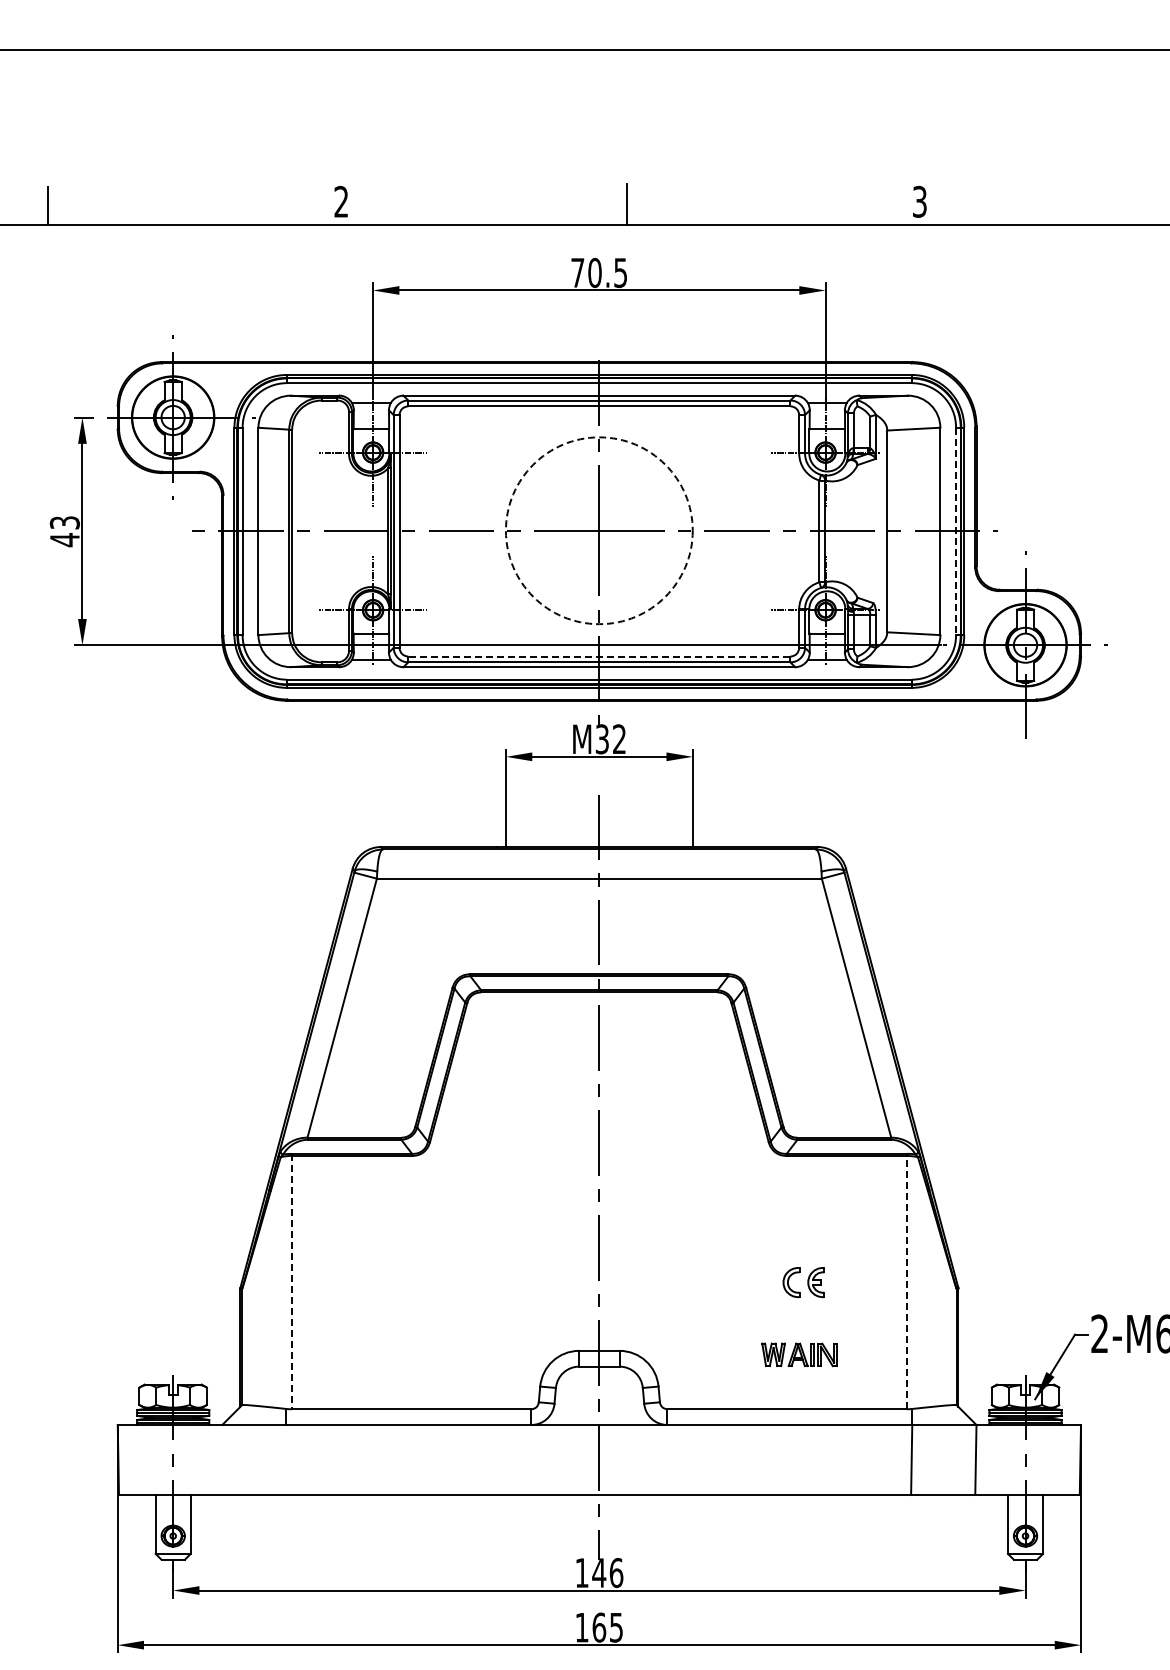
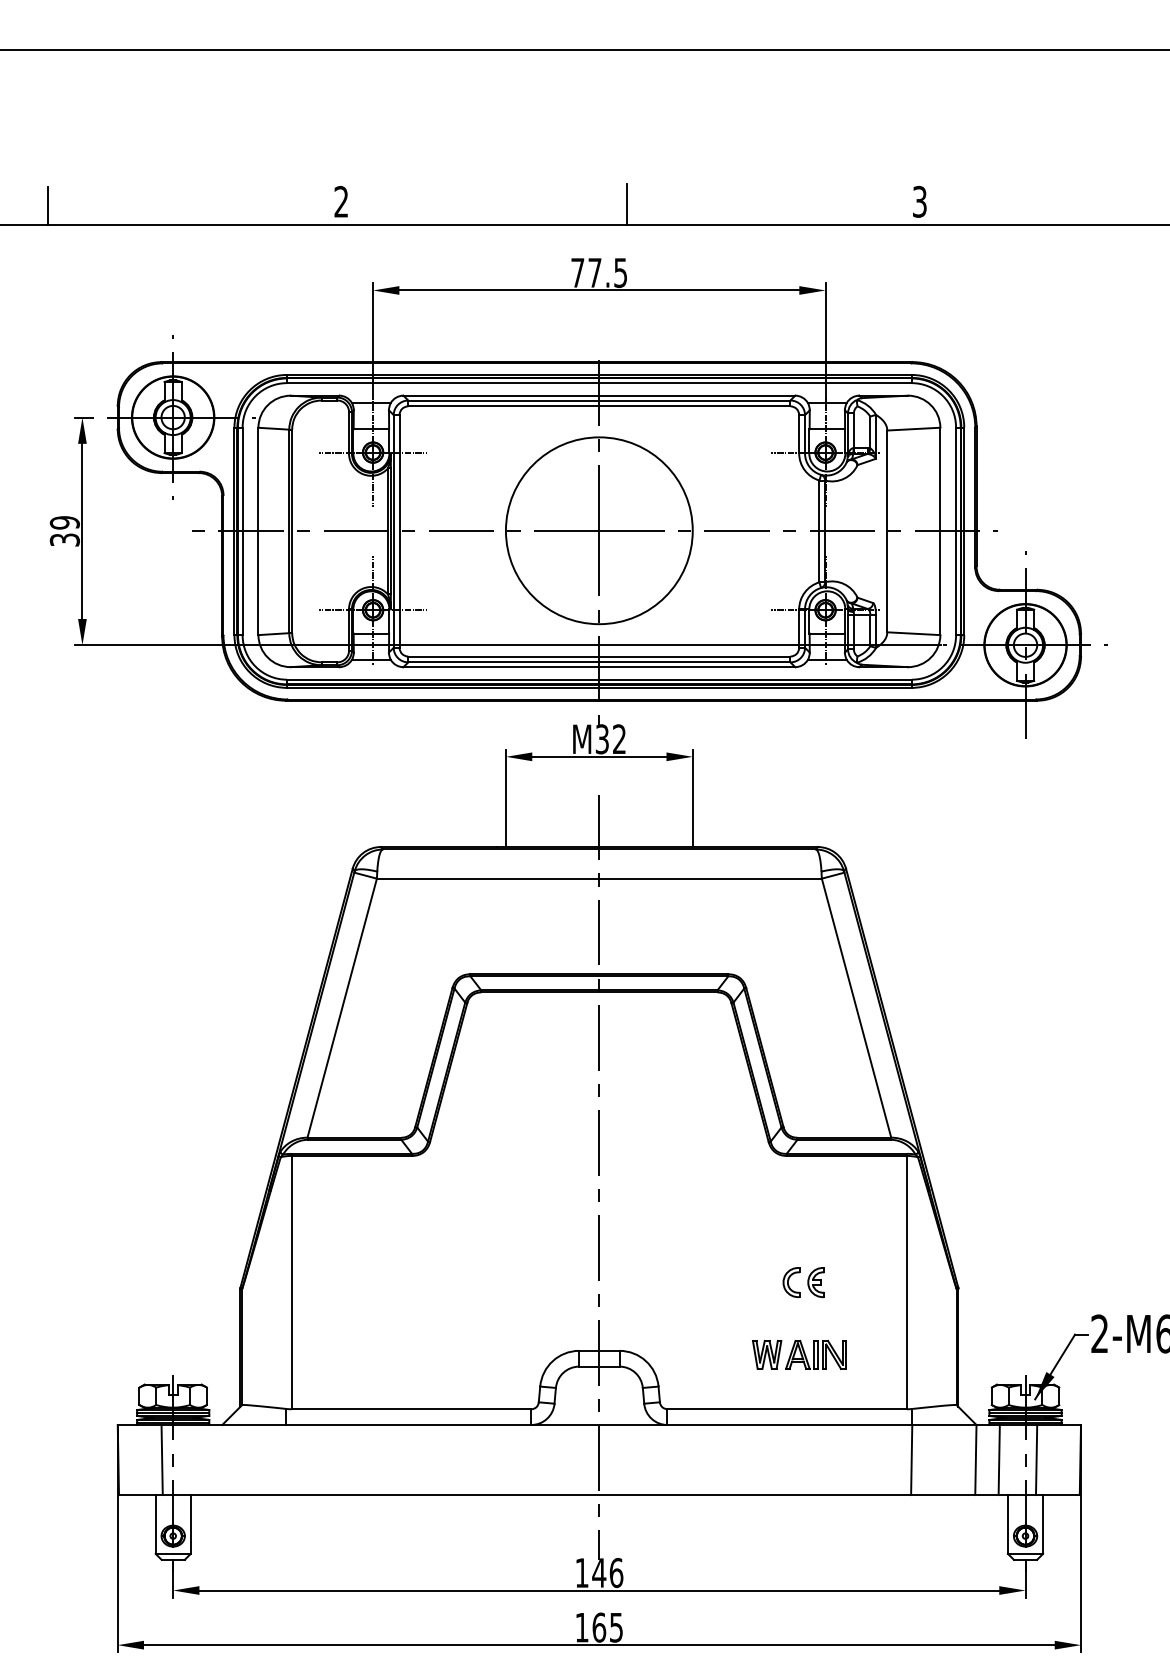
text: 70.5 -> 77.5 (594, 272)
circle: dashed -> solid (598, 530)
text: 43 -> 39 (64, 531)
line: dashed -> solid (956, 531)
line: dashed -> solid (598, 656)
line: dashed -> solid (291, 1281)
line: dashed -> solid (906, 1281)
part size: 77x26 px -> 95x31 px (799, 1354)
line: none -> present (161, 1460)
line: none -> present (998, 1460)
line: none -> present (1036, 1460)
